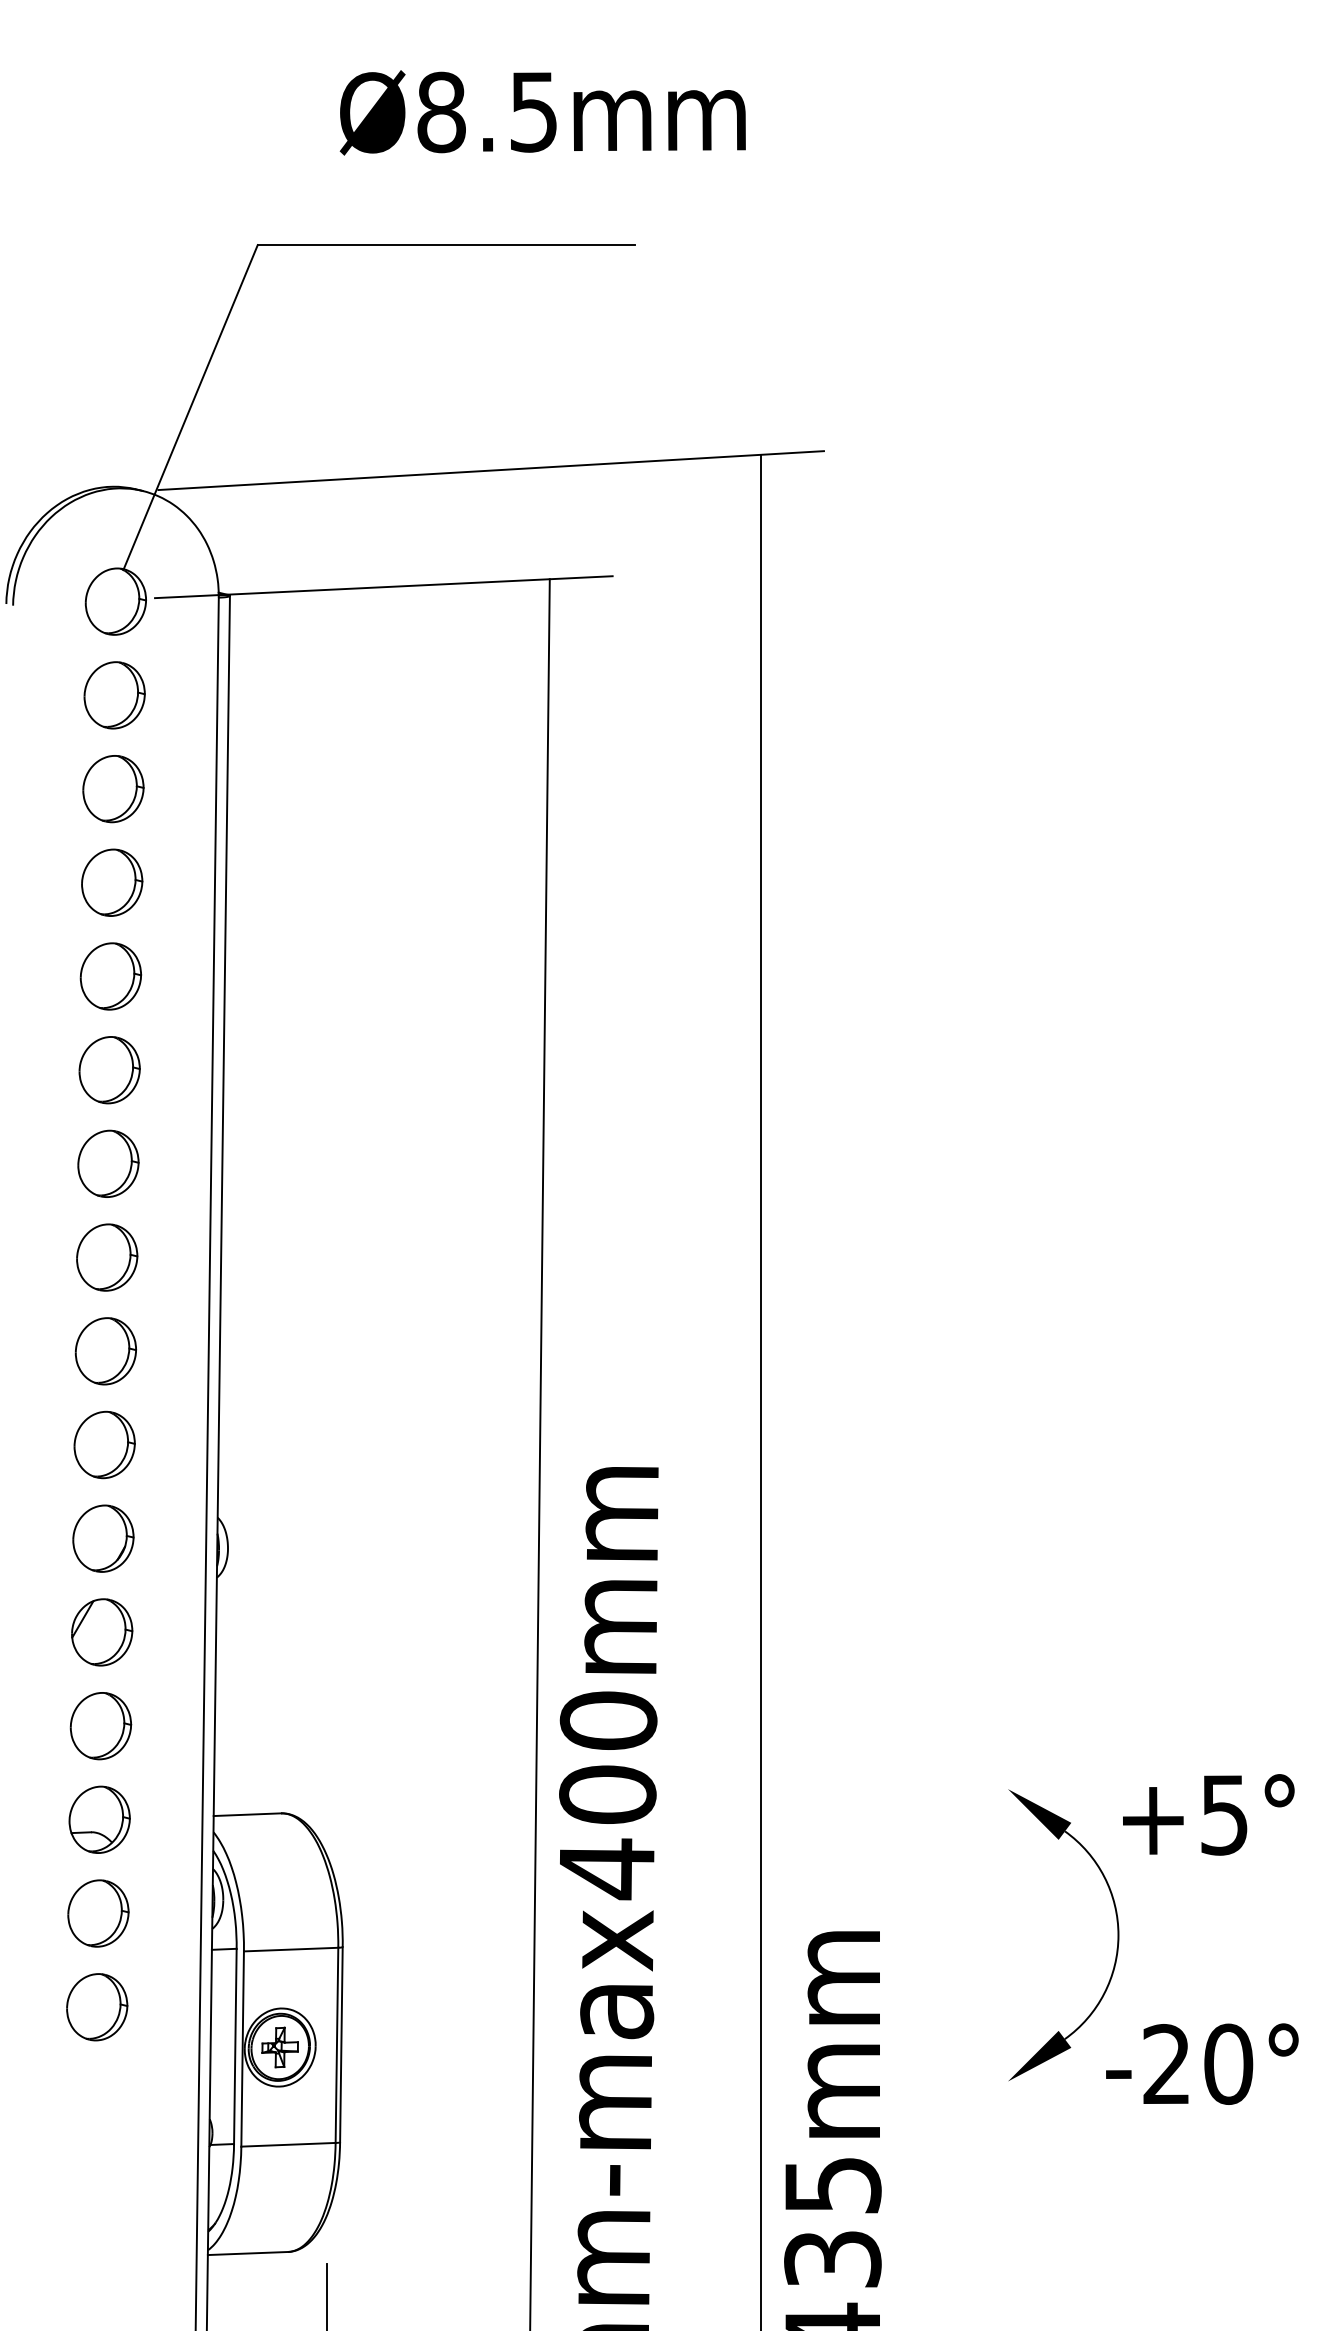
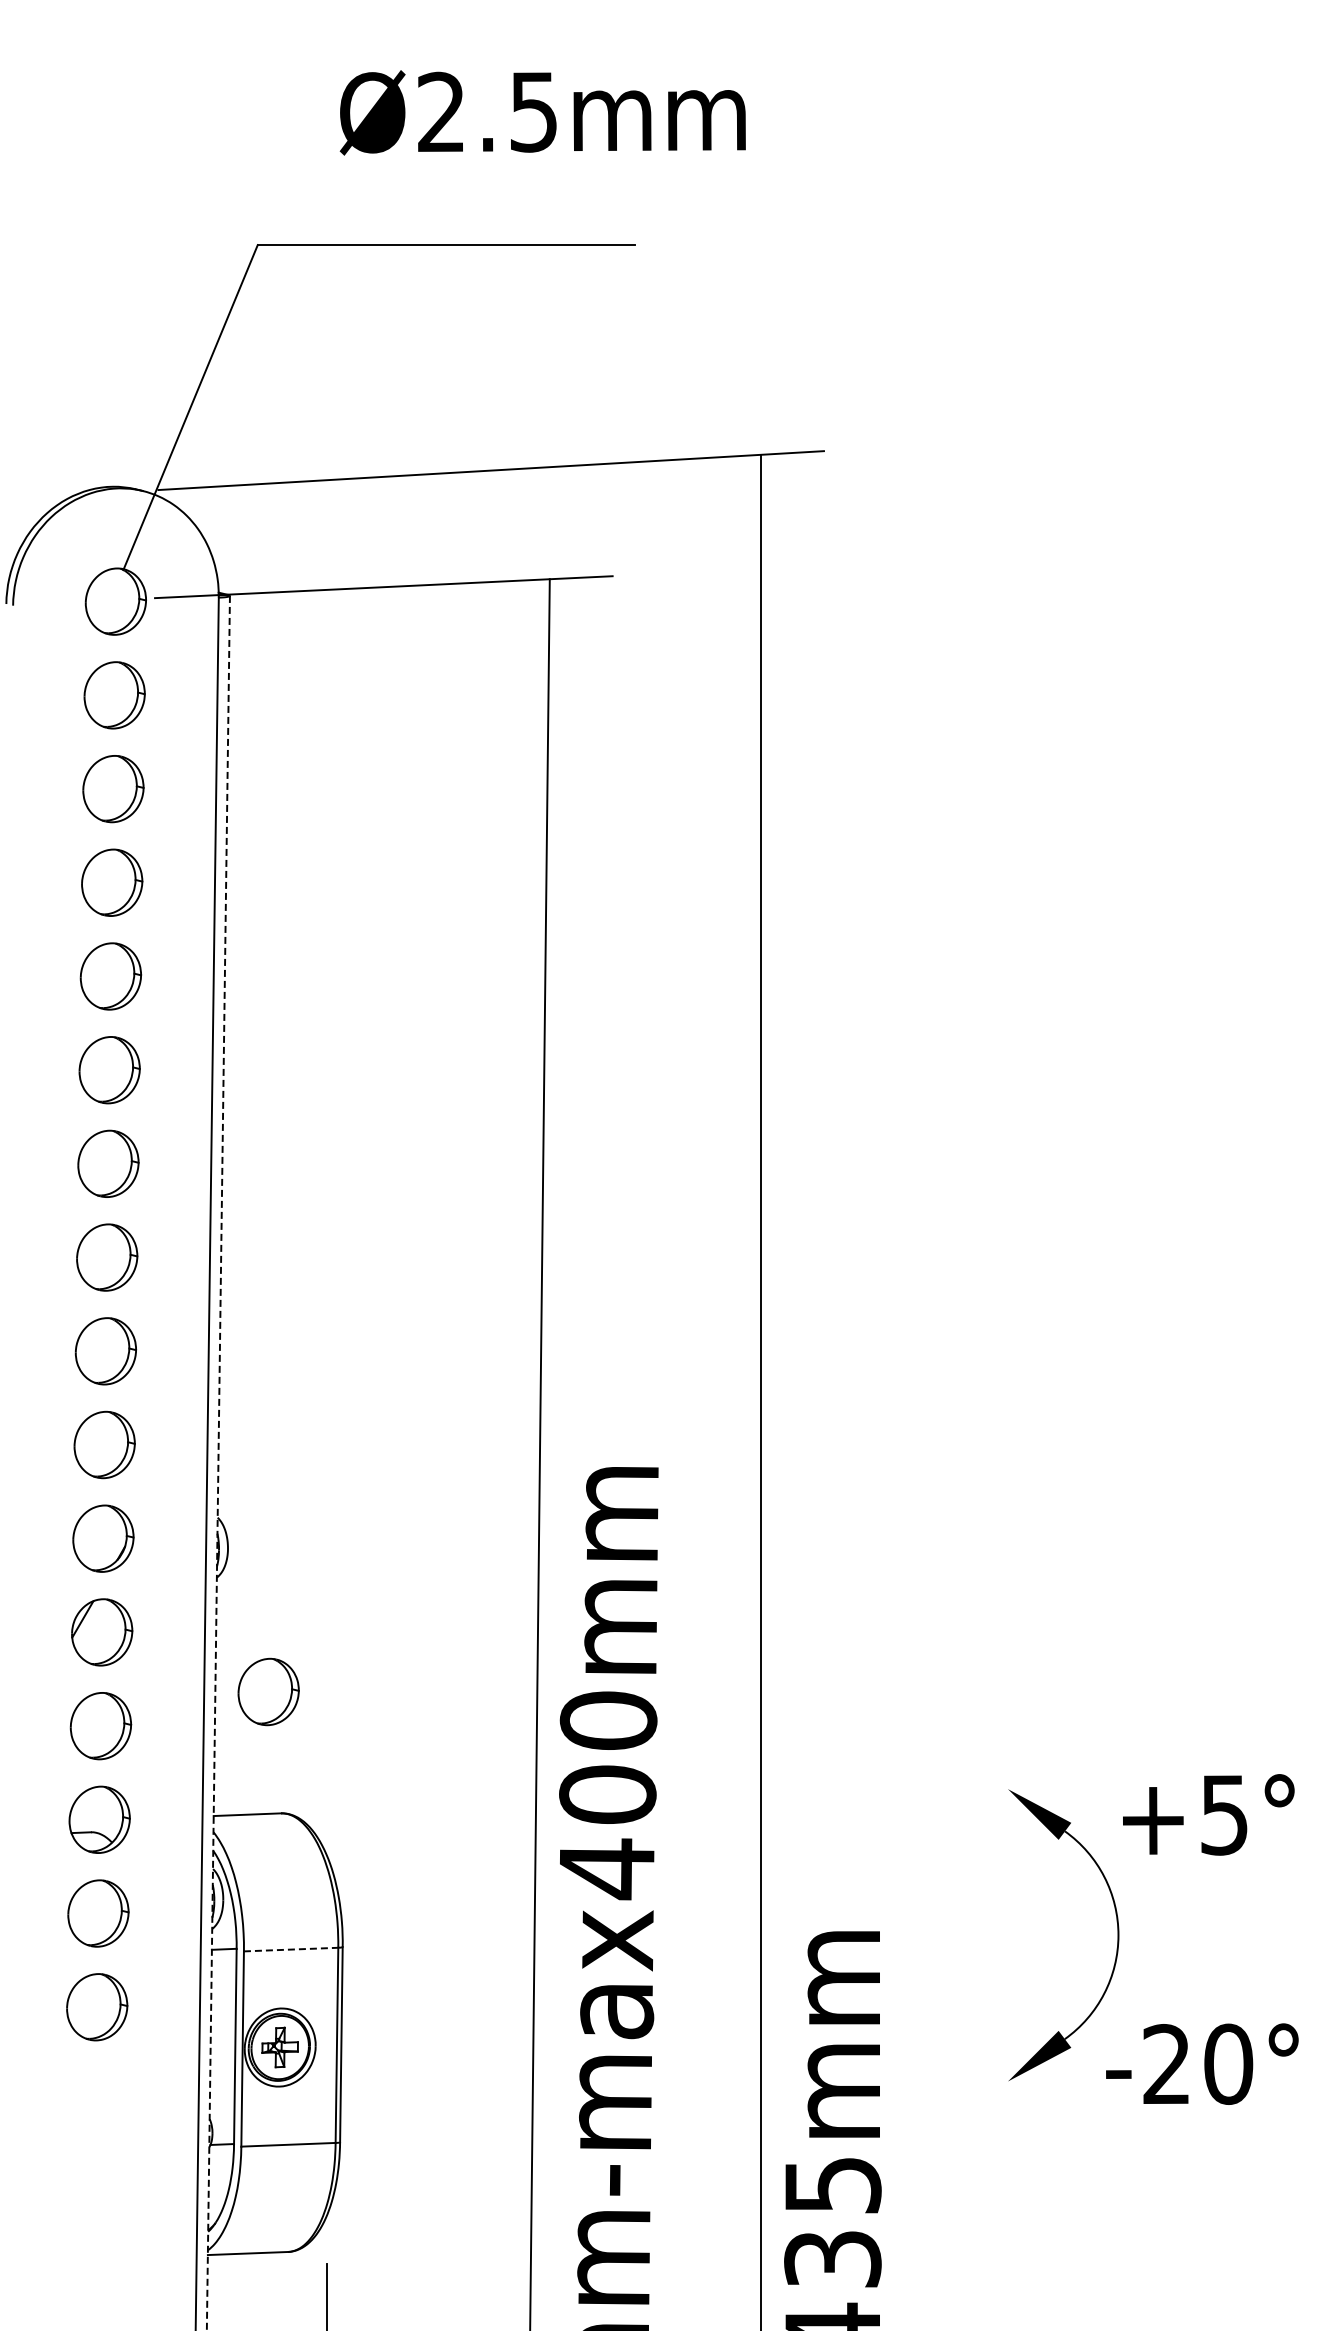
text: Ø8.5mm -> Ø2.5mm (441, 112)
line: solid -> dashed (218, 1463)
part: none -> present (268, 1691)
line: solid -> dashed (291, 1949)
